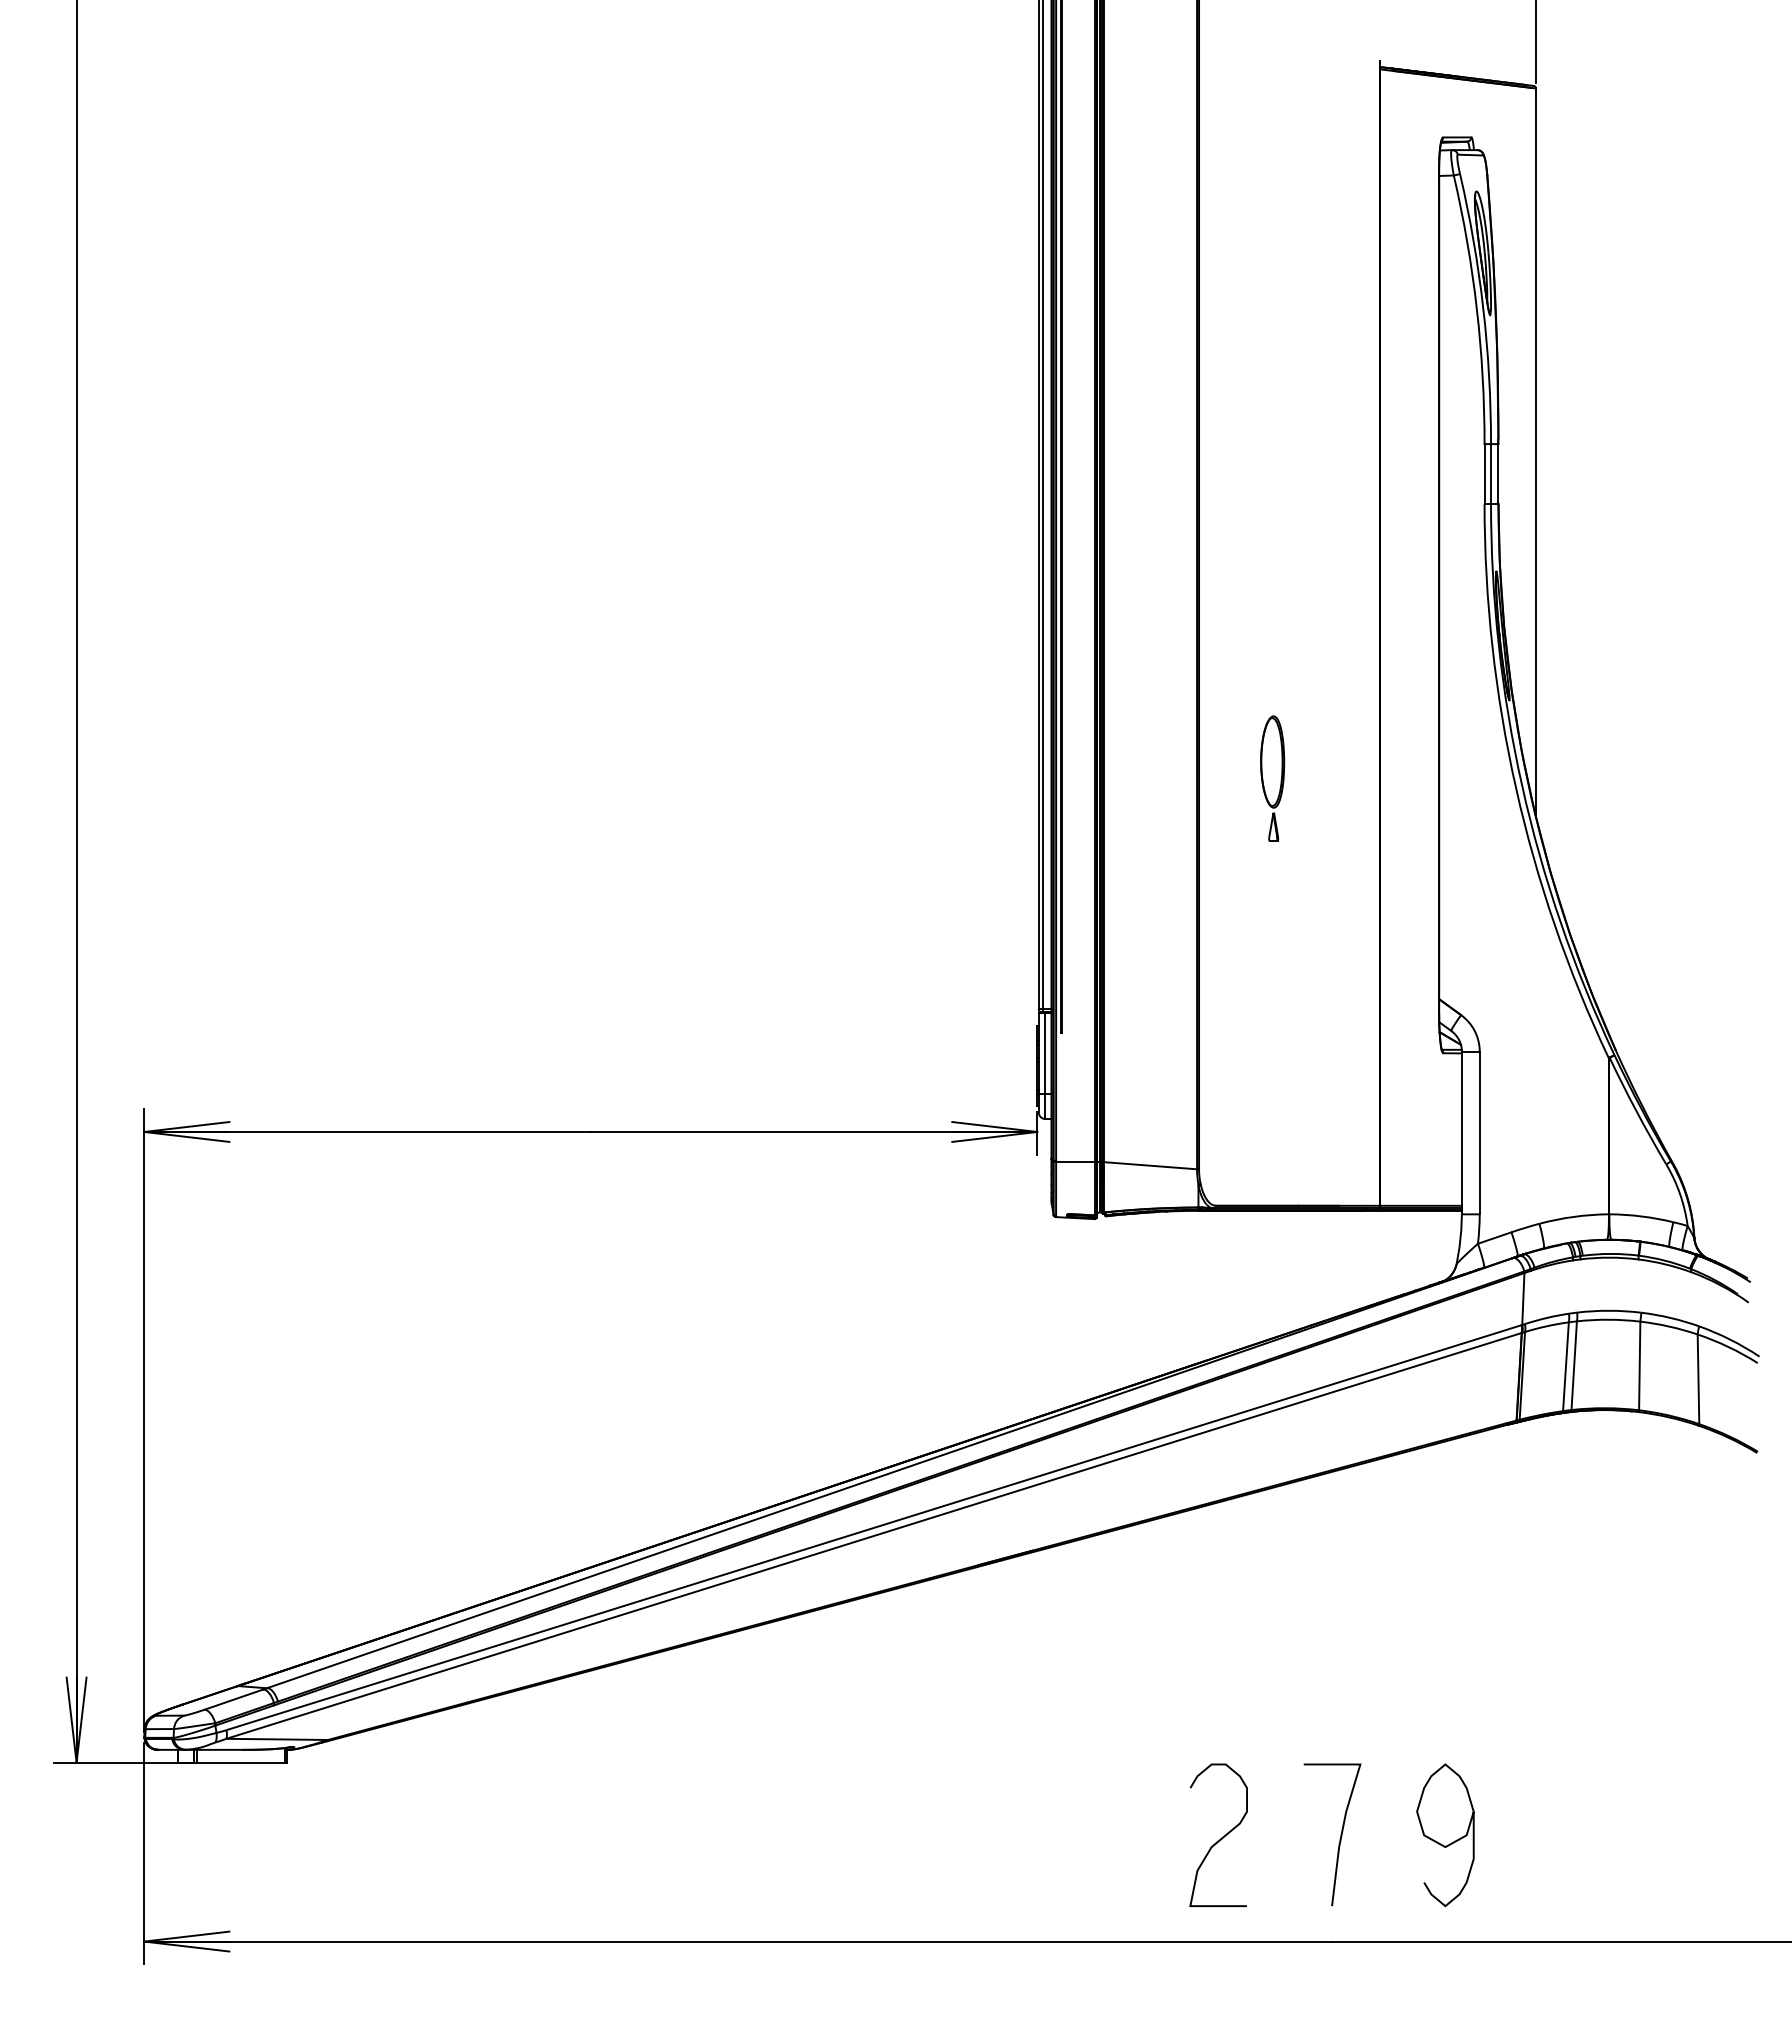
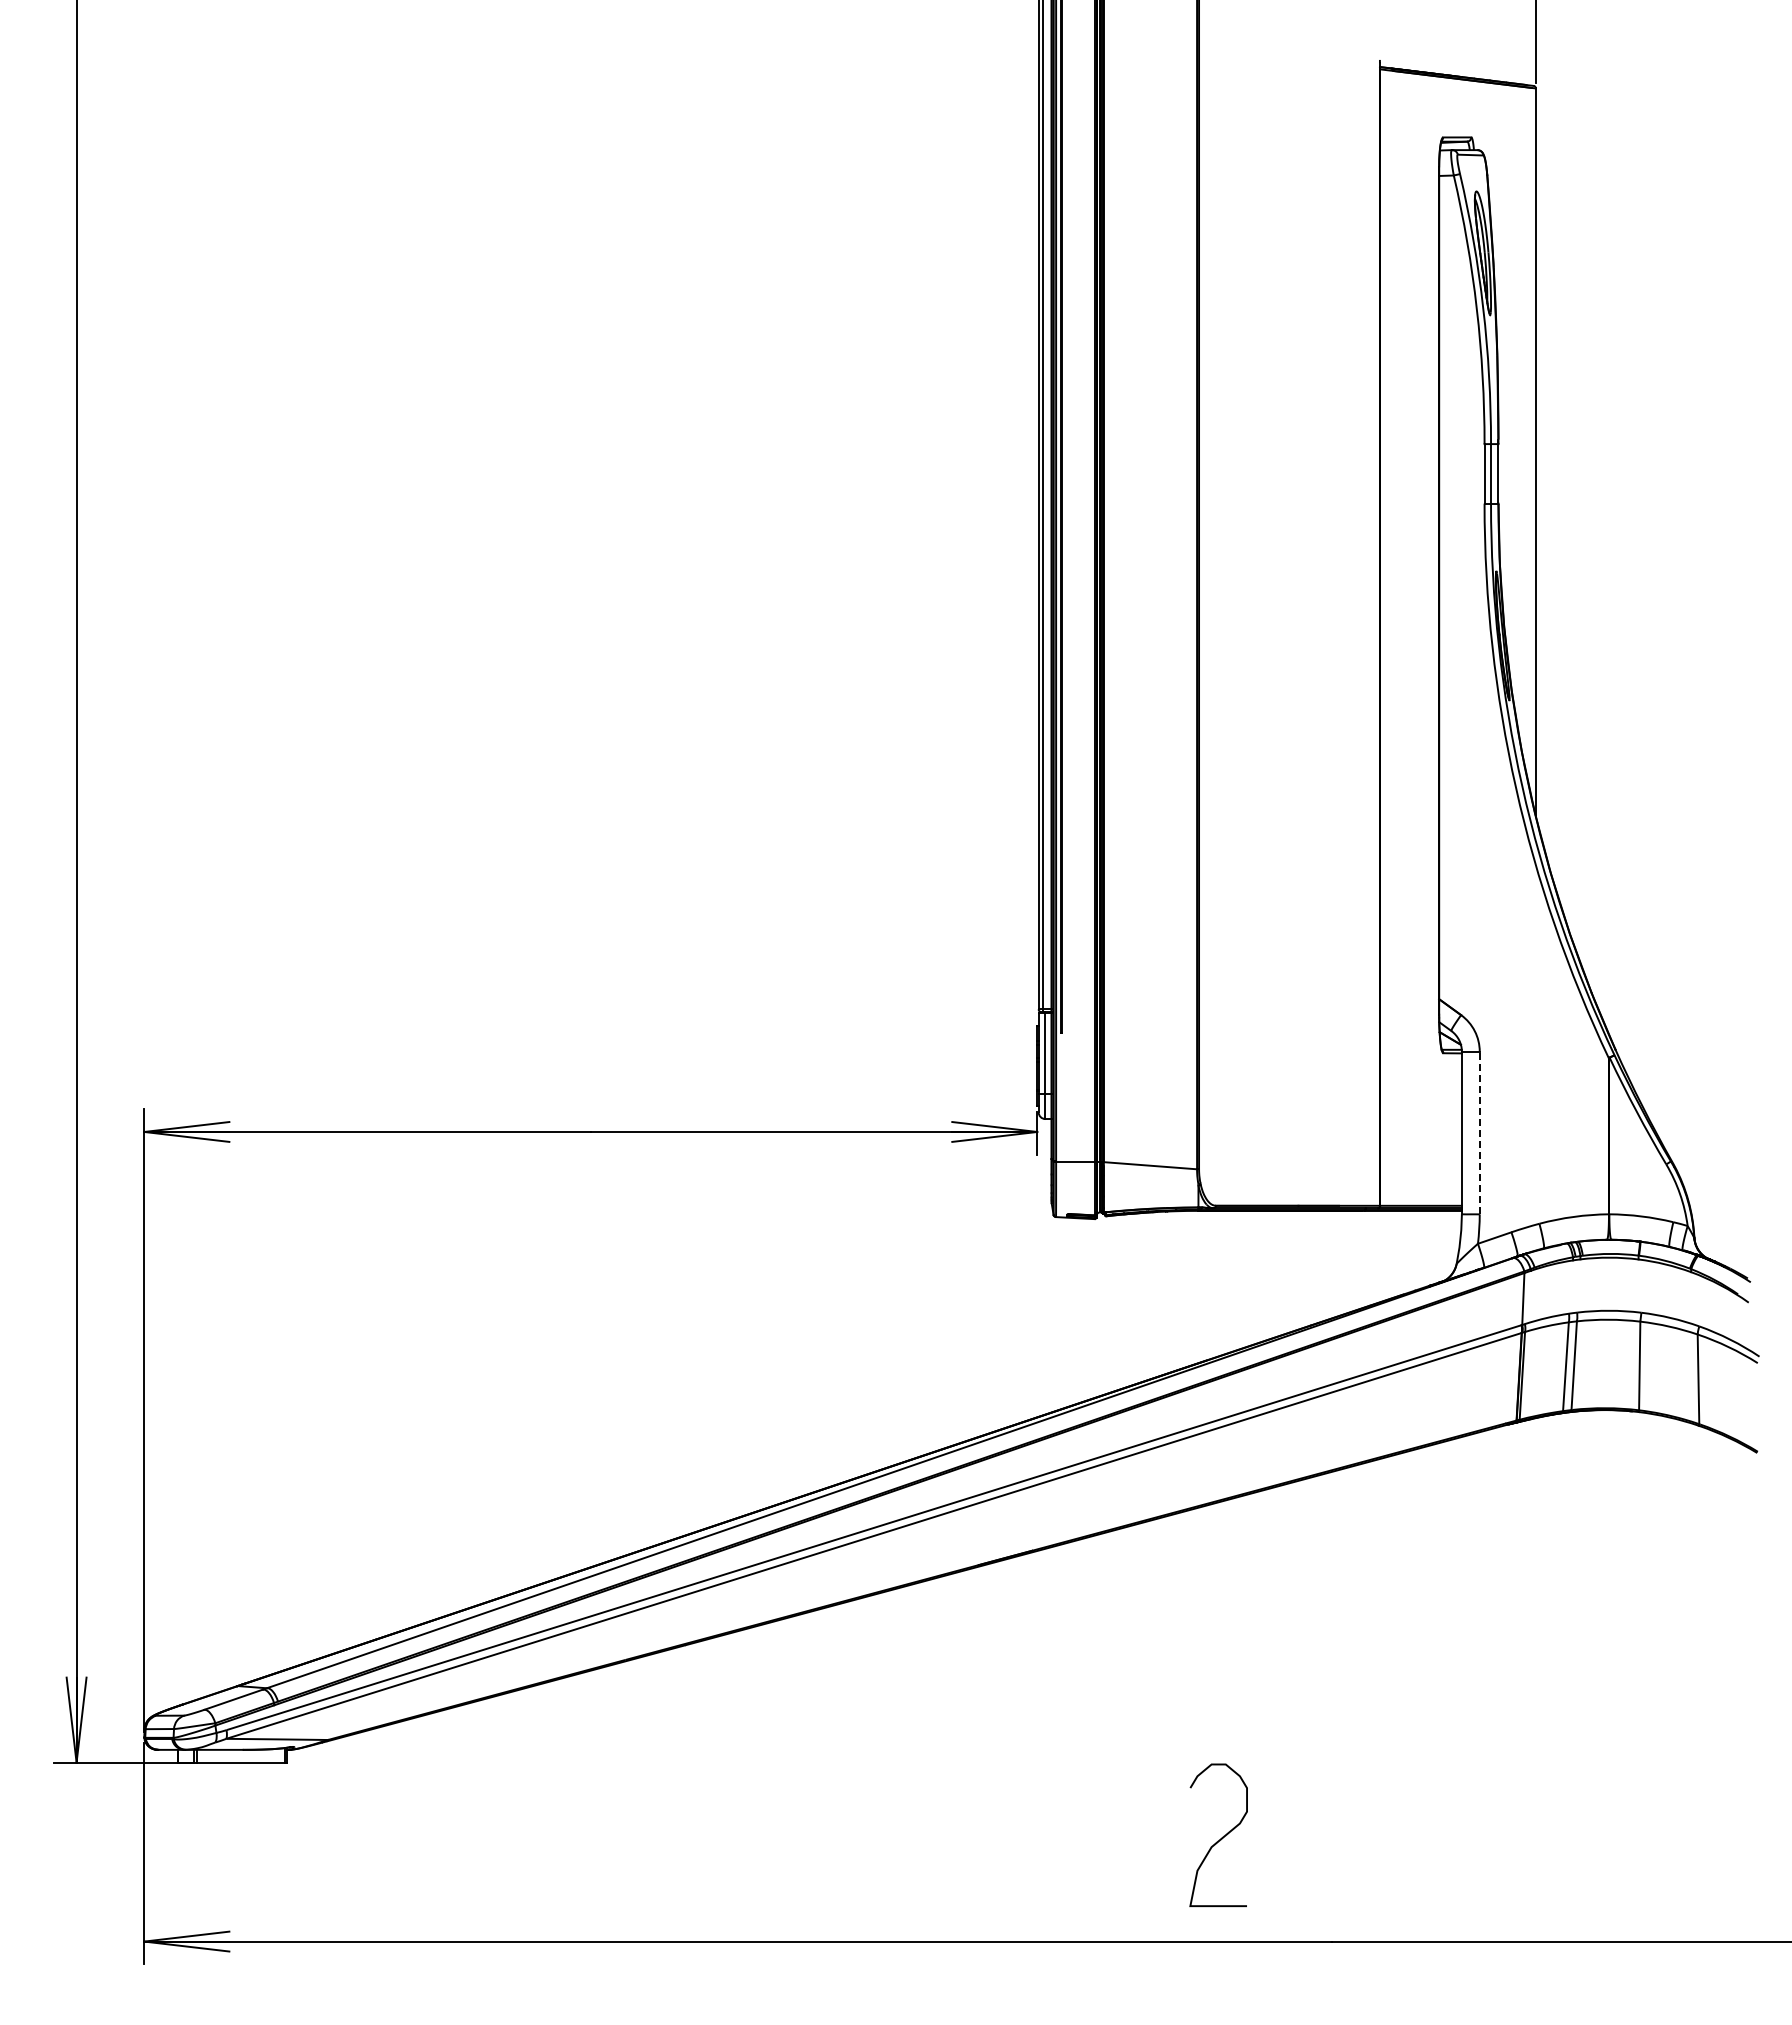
part: present -> none (1272, 778)
line: solid -> dashed (1479, 1132)
curve: present -> none (1340, 1834)
curve: present -> none (1441, 1843)
